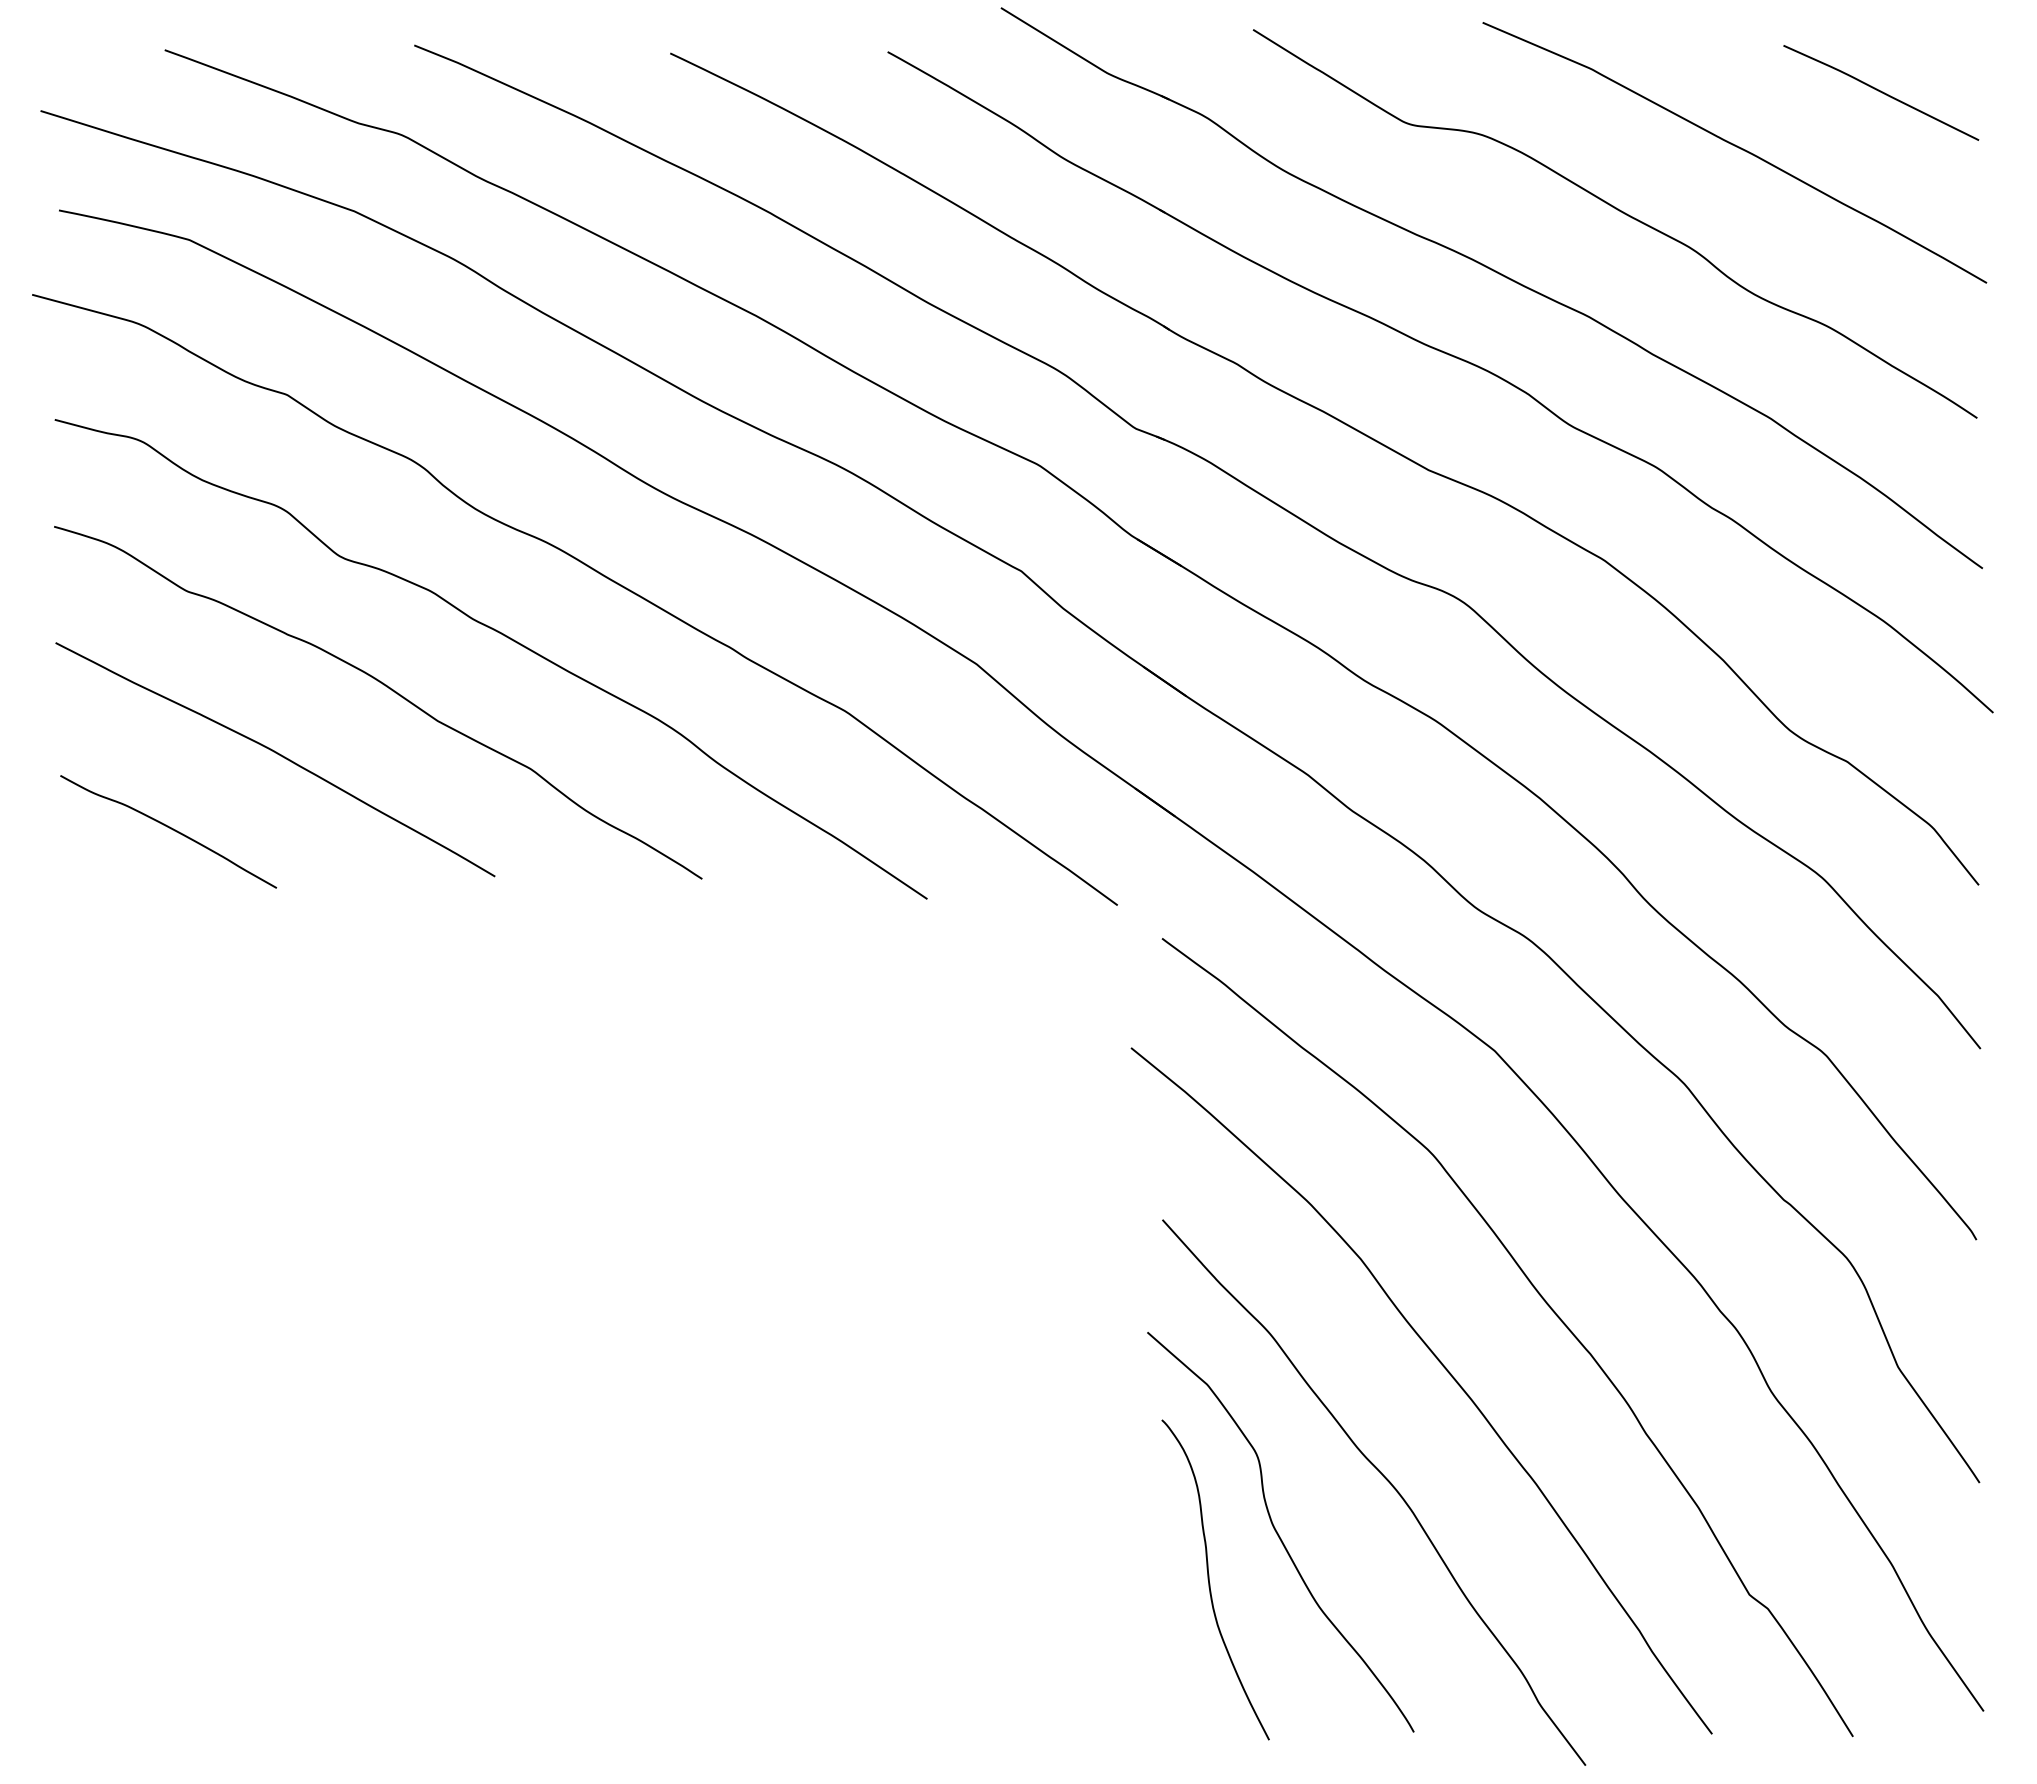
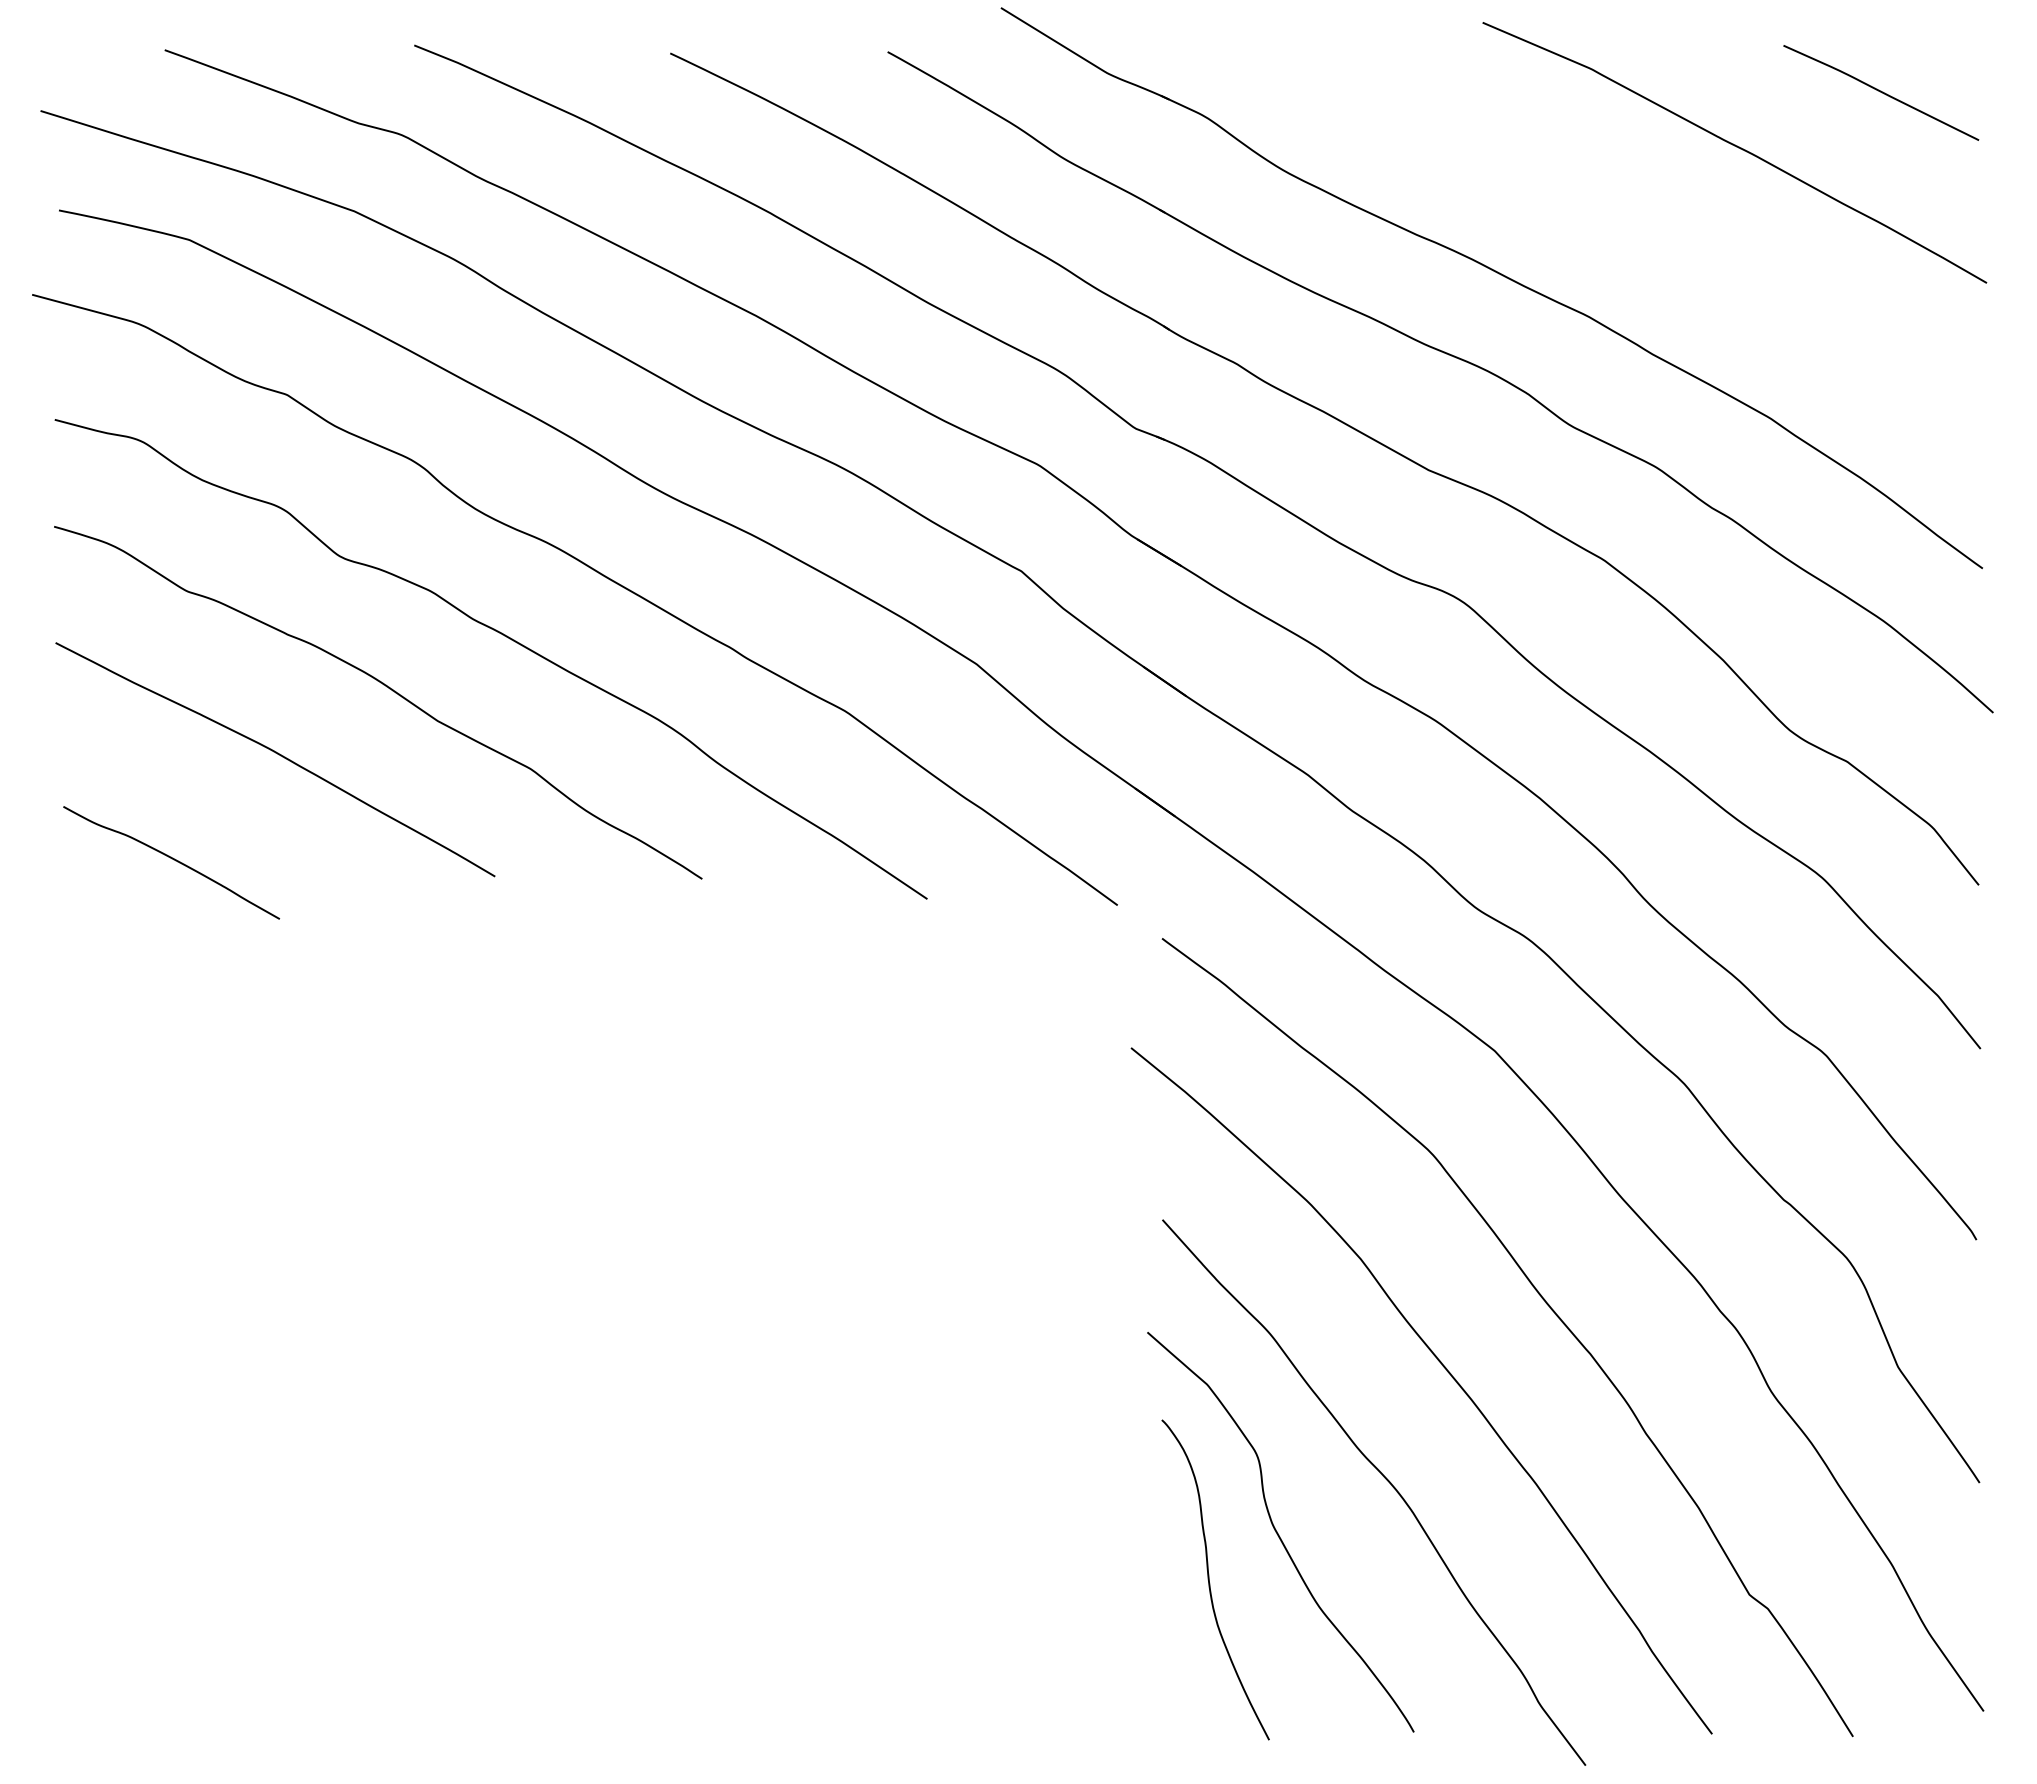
curve: present -> none (1620, 212)
curve position: (170, 829) -> (173, 860) (173, 860)
